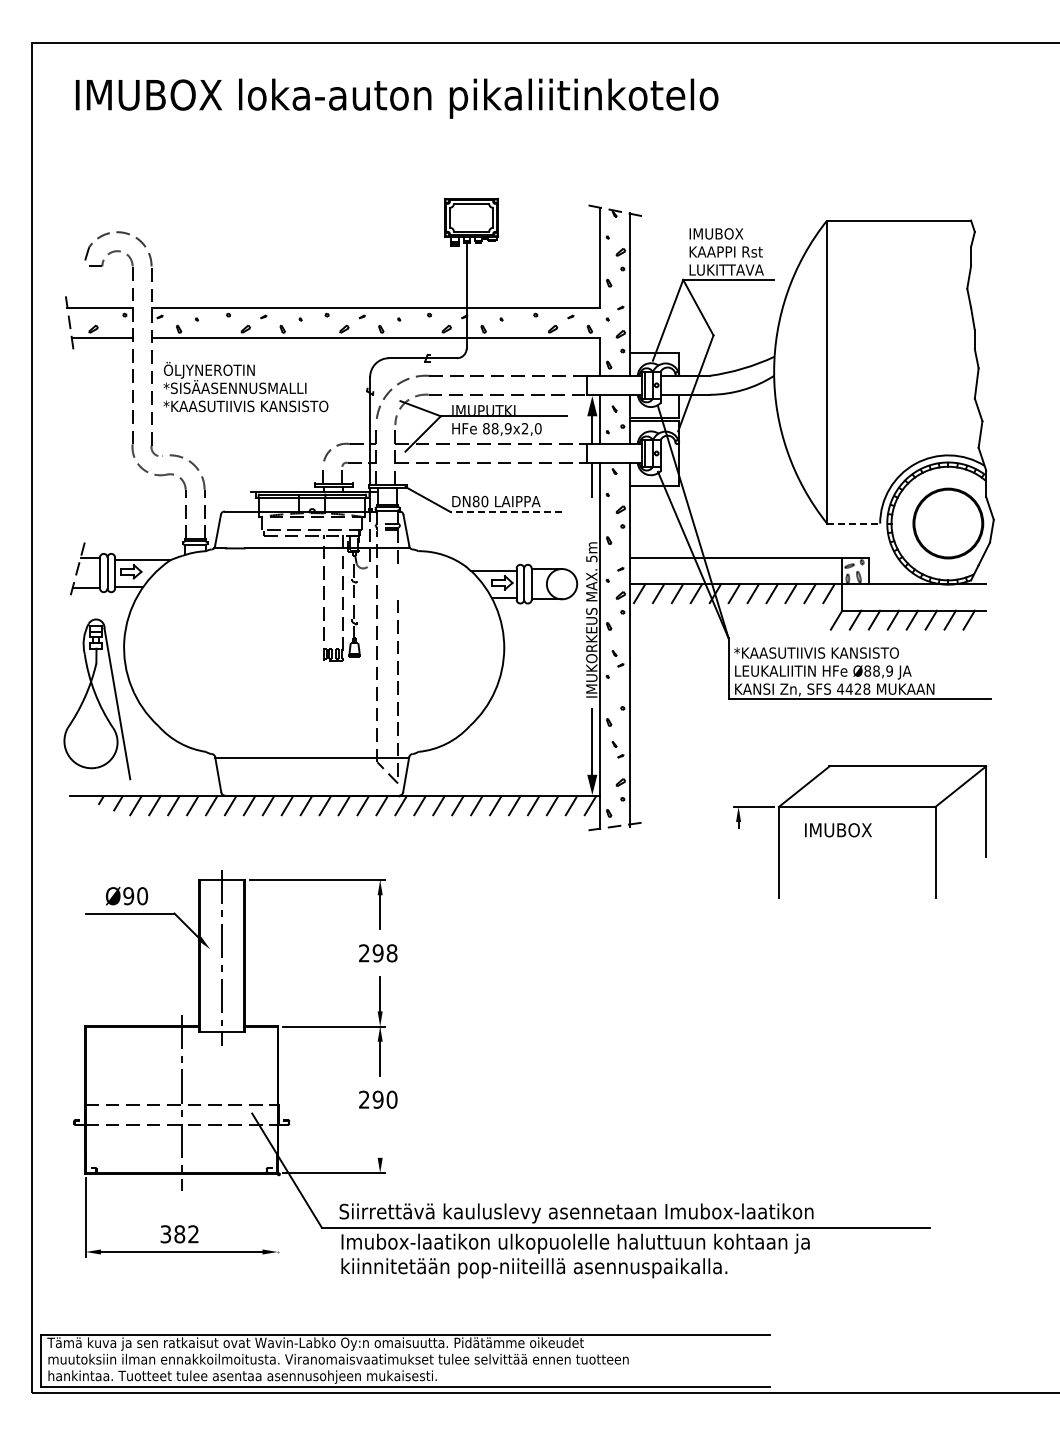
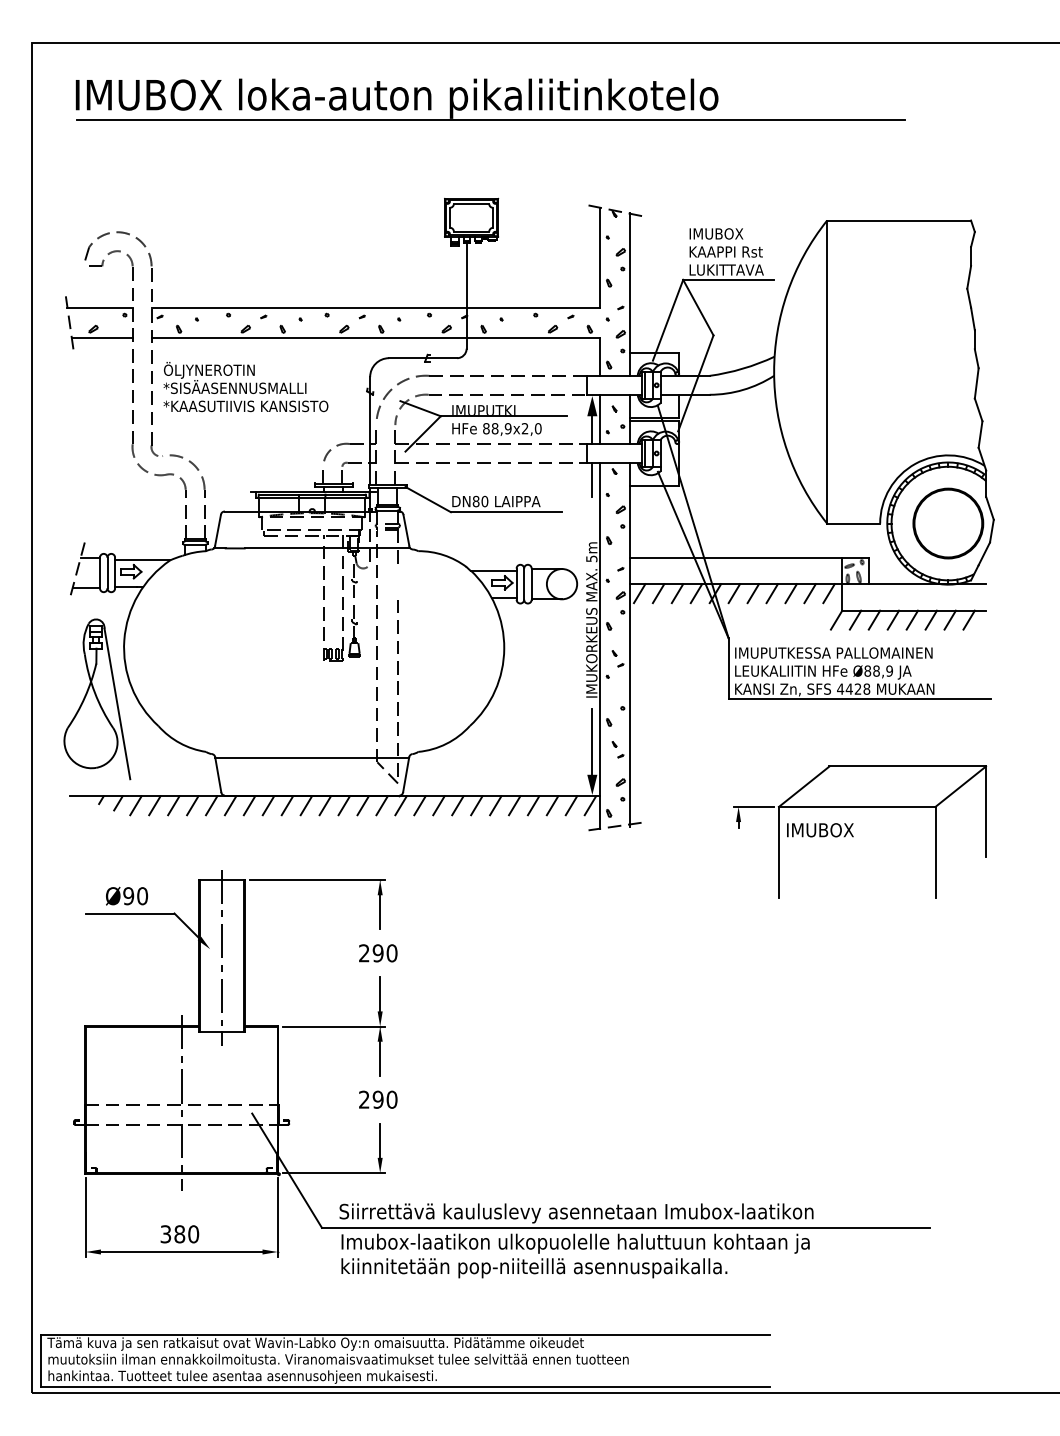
line: none -> present (491, 120)
line: dashed -> solid (506, 512)
line: dashed -> solid (853, 523)
text: *KAASUTIIVIS KANSISTO -> IMUPUTKESSA PALLOMAINEN (833, 652)
text position: (838, 830) -> (820, 830) (820, 830)
text: 298 -> 290 (391, 953)
line: none -> present (380, 1140)
line: none -> present (277, 1217)
text: 382 -> 380 (193, 1234)
